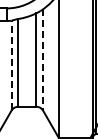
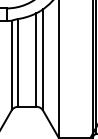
line: dashed -> solid (43, 59)
line: dashed -> solid (11, 65)
